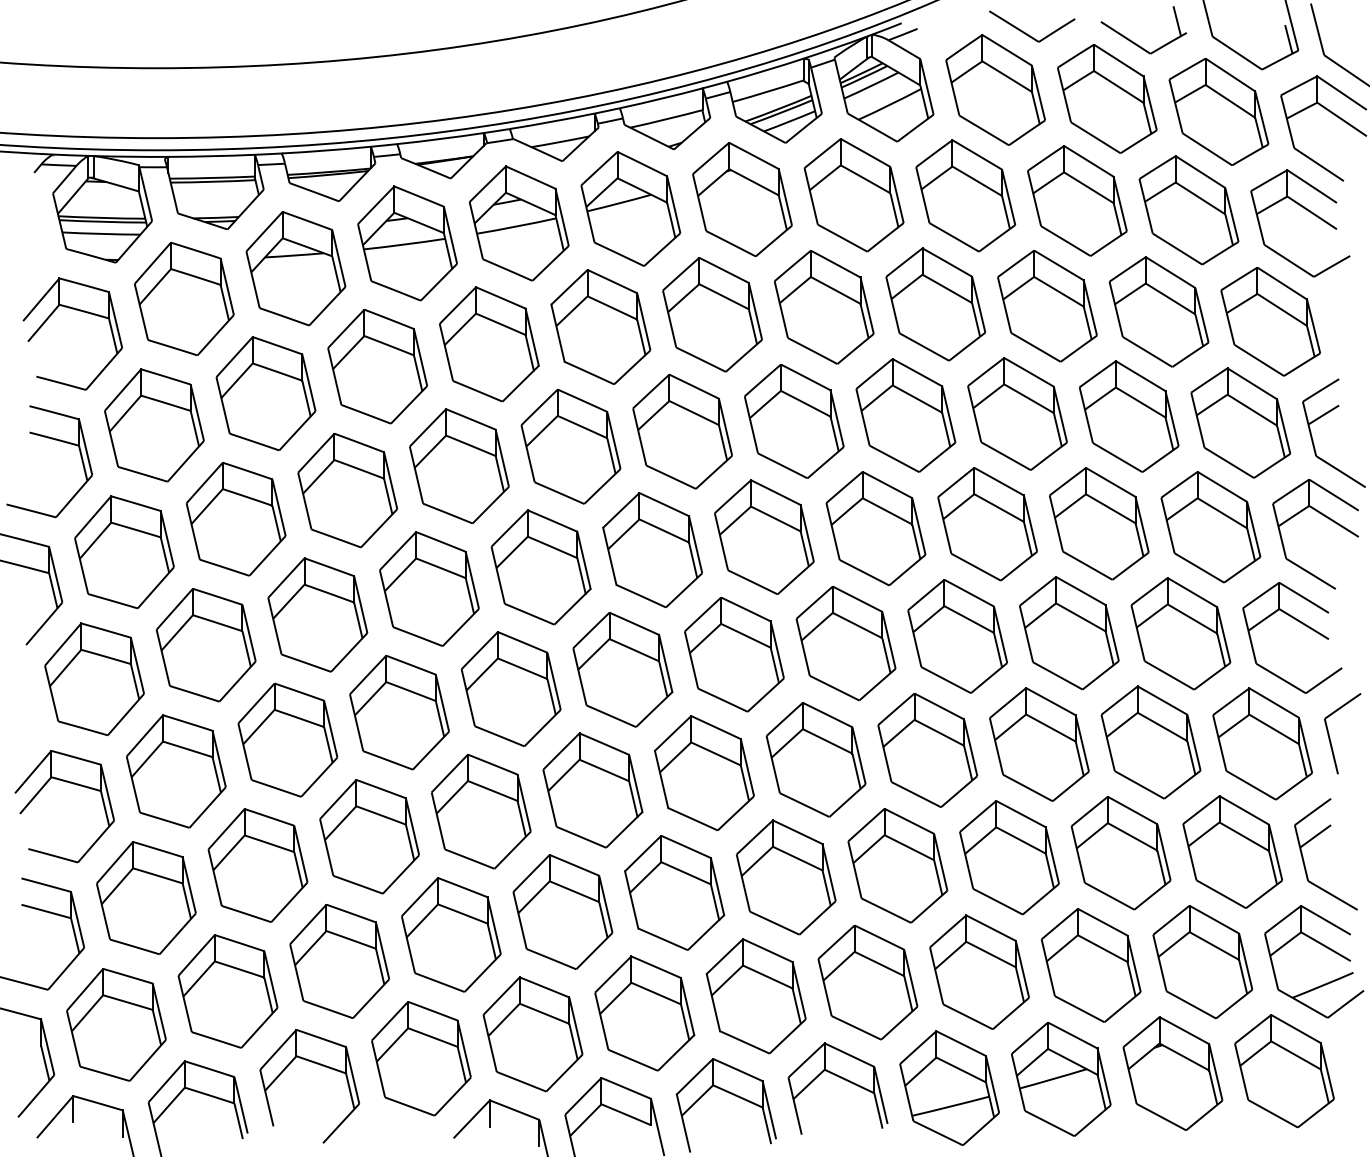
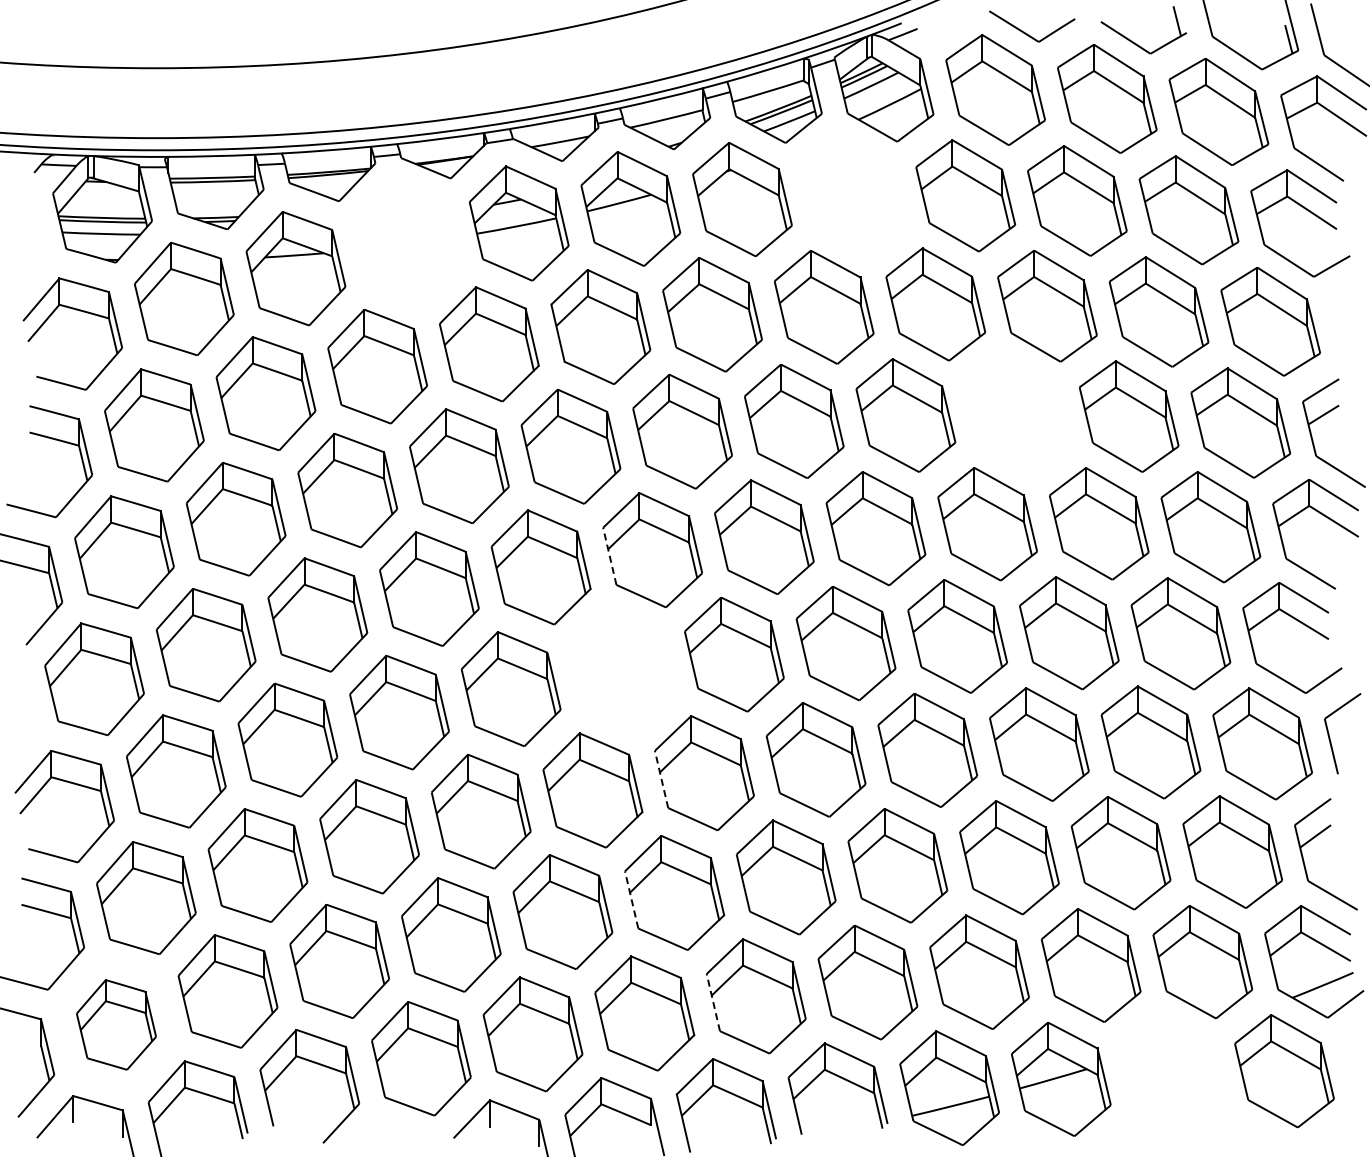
part: present -> none (853, 195)
part: present -> none (407, 243)
part: present -> none (1017, 413)
line: solid -> dashed (609, 555)
part: present -> none (622, 669)
line: solid -> dashed (661, 779)
line: solid -> dashed (631, 899)
line: solid -> dashed (713, 1002)
part size: 101x114 px -> 81x92 px (116, 1024)
part: present -> none (1172, 1073)
